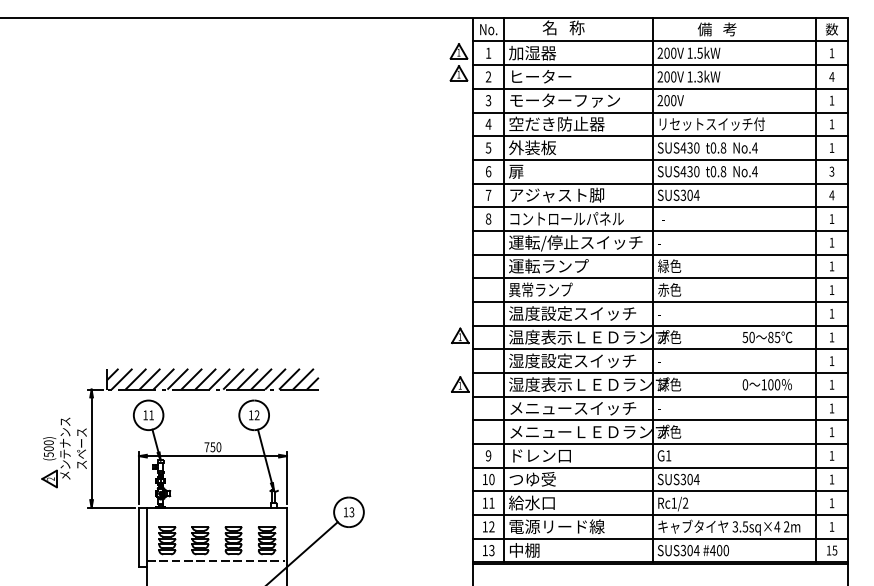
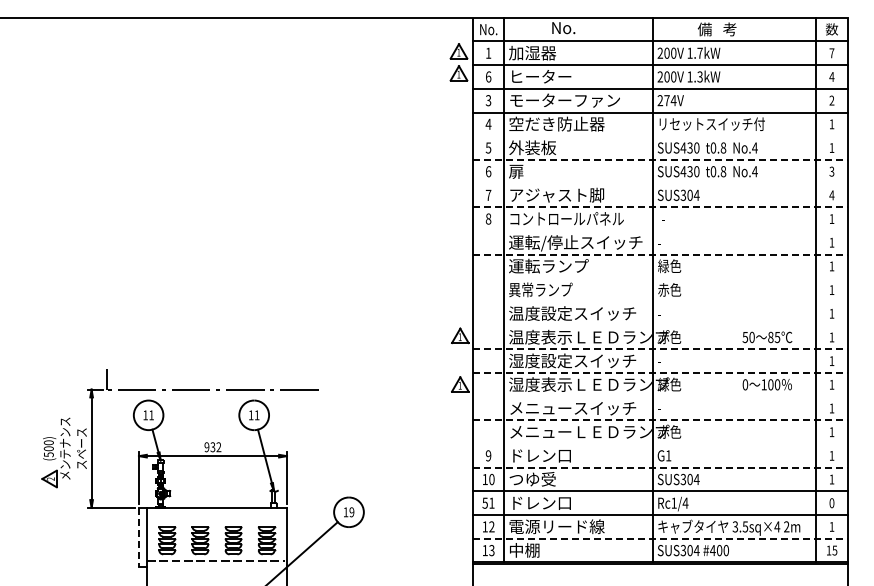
text: 名   称 -> No. (563, 27)
text: 1.5kW -> 1.7kW (699, 52)
text: 1 -> 7 (831, 53)
text: 2 -> 6 (488, 76)
text: 200V -> 274V (670, 100)
text: 1 -> 2 (831, 100)
line: present -> none (659, 136)
line: solid -> dashed (660, 159)
line: present -> none (659, 183)
line: solid -> dashed (660, 207)
line: present -> none (659, 230)
line: solid -> dashed (660, 254)
line: present -> none (659, 278)
line: present -> none (659, 301)
line: present -> none (659, 325)
line: solid -> dashed (660, 349)
line: solid -> dashed (660, 372)
hatch: present -> none (212, 378)
line: present -> none (659, 396)
text: 12 -> 11 (256, 414)
line: solid -> dashed (660, 420)
line: present -> none (659, 444)
text: 750 -> 932 (212, 447)
line: solid -> dashed (660, 467)
text: 11 -> 51 (484, 502)
text: 給水口 -> ドレン口 (539, 502)
text: Rc1/2 -> Rc1/4 (685, 502)
text: 1 -> 0 (831, 503)
text: 13 -> 19 (351, 512)
line: solid -> dashed (138, 537)
line: solid -> dashed (660, 538)
